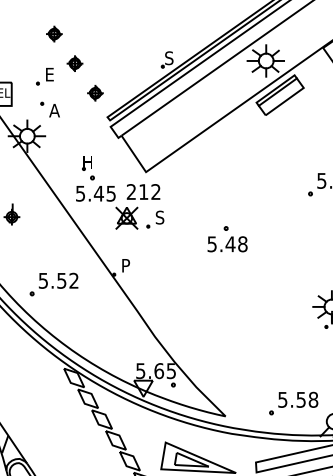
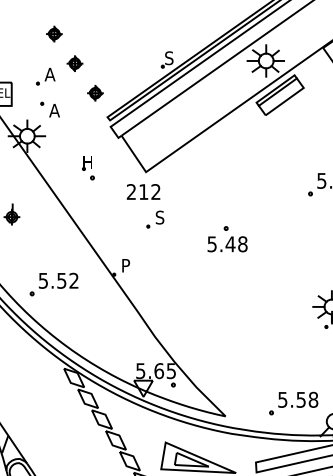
text: E -> A (49, 74)
part: present -> none (107, 207)
